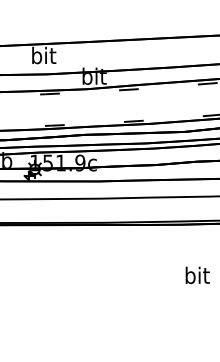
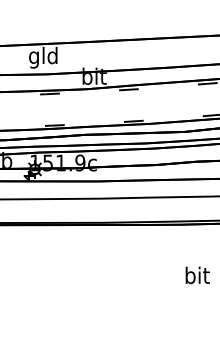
text: bit -> gld (43, 57)
